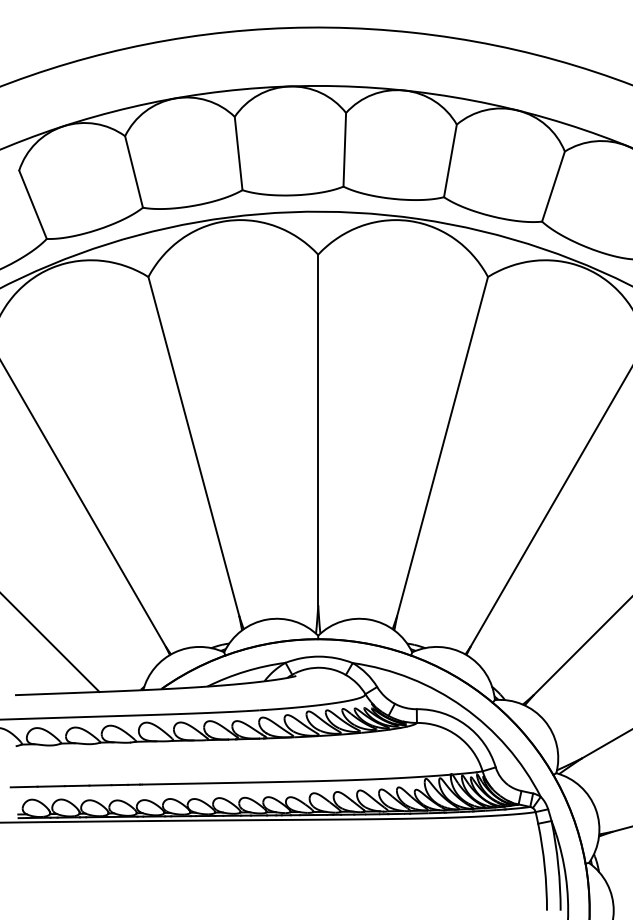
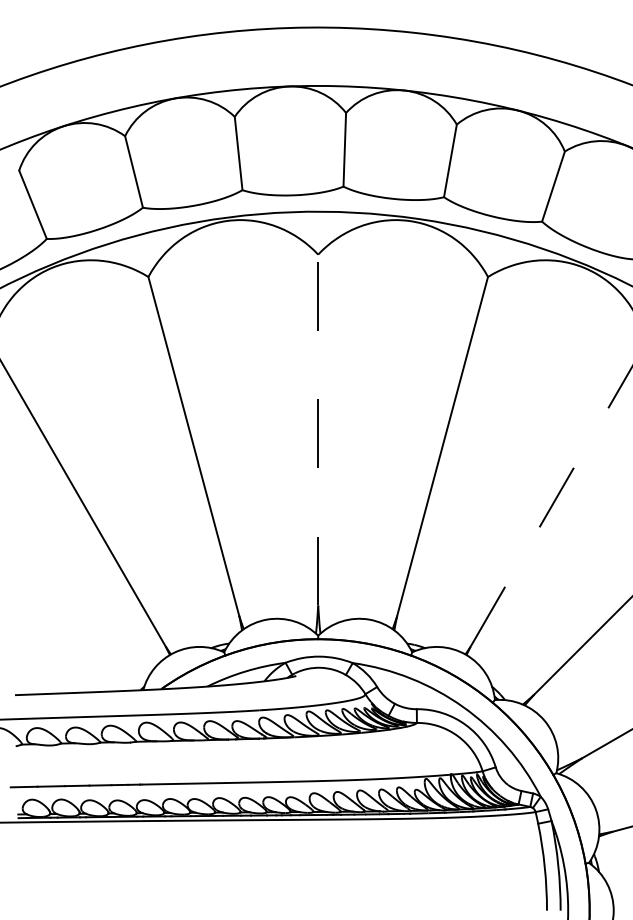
line: solid -> dashed (318, 429)
line: solid -> dashed (551, 506)
line: present -> none (50, 643)
